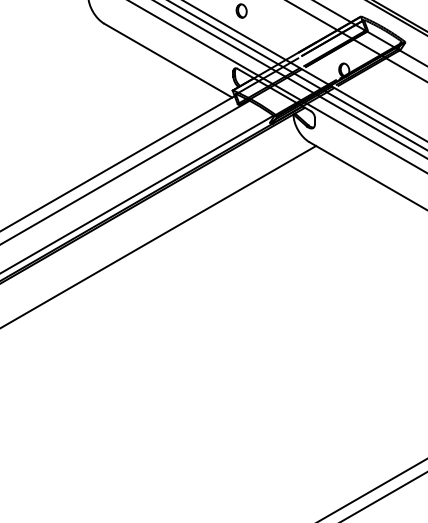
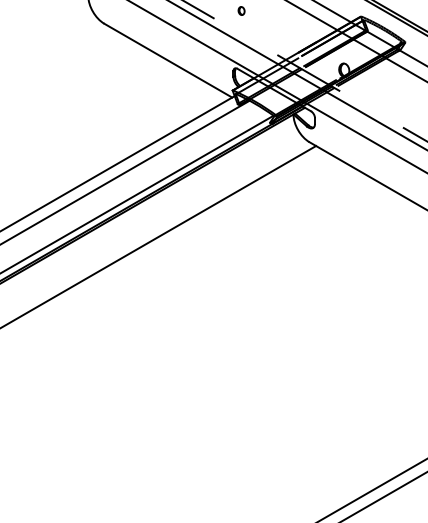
part size: 13x16 px -> 9x10 px (241, 10)
line: solid -> dashed (305, 71)
line: present -> none (290, 79)
